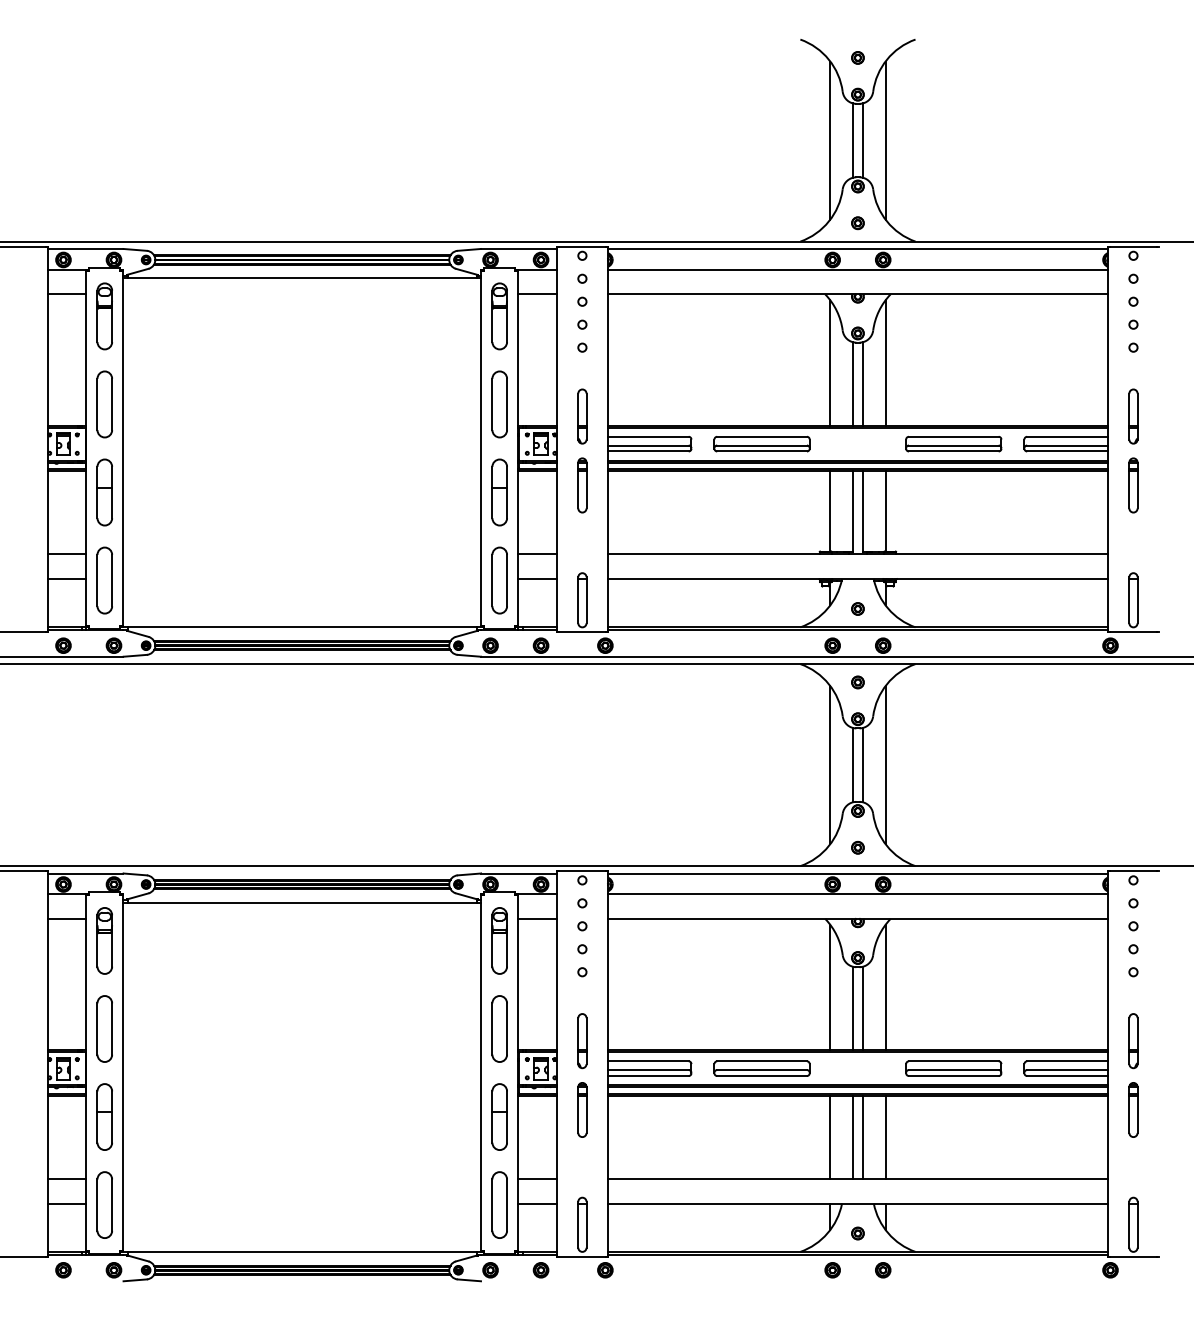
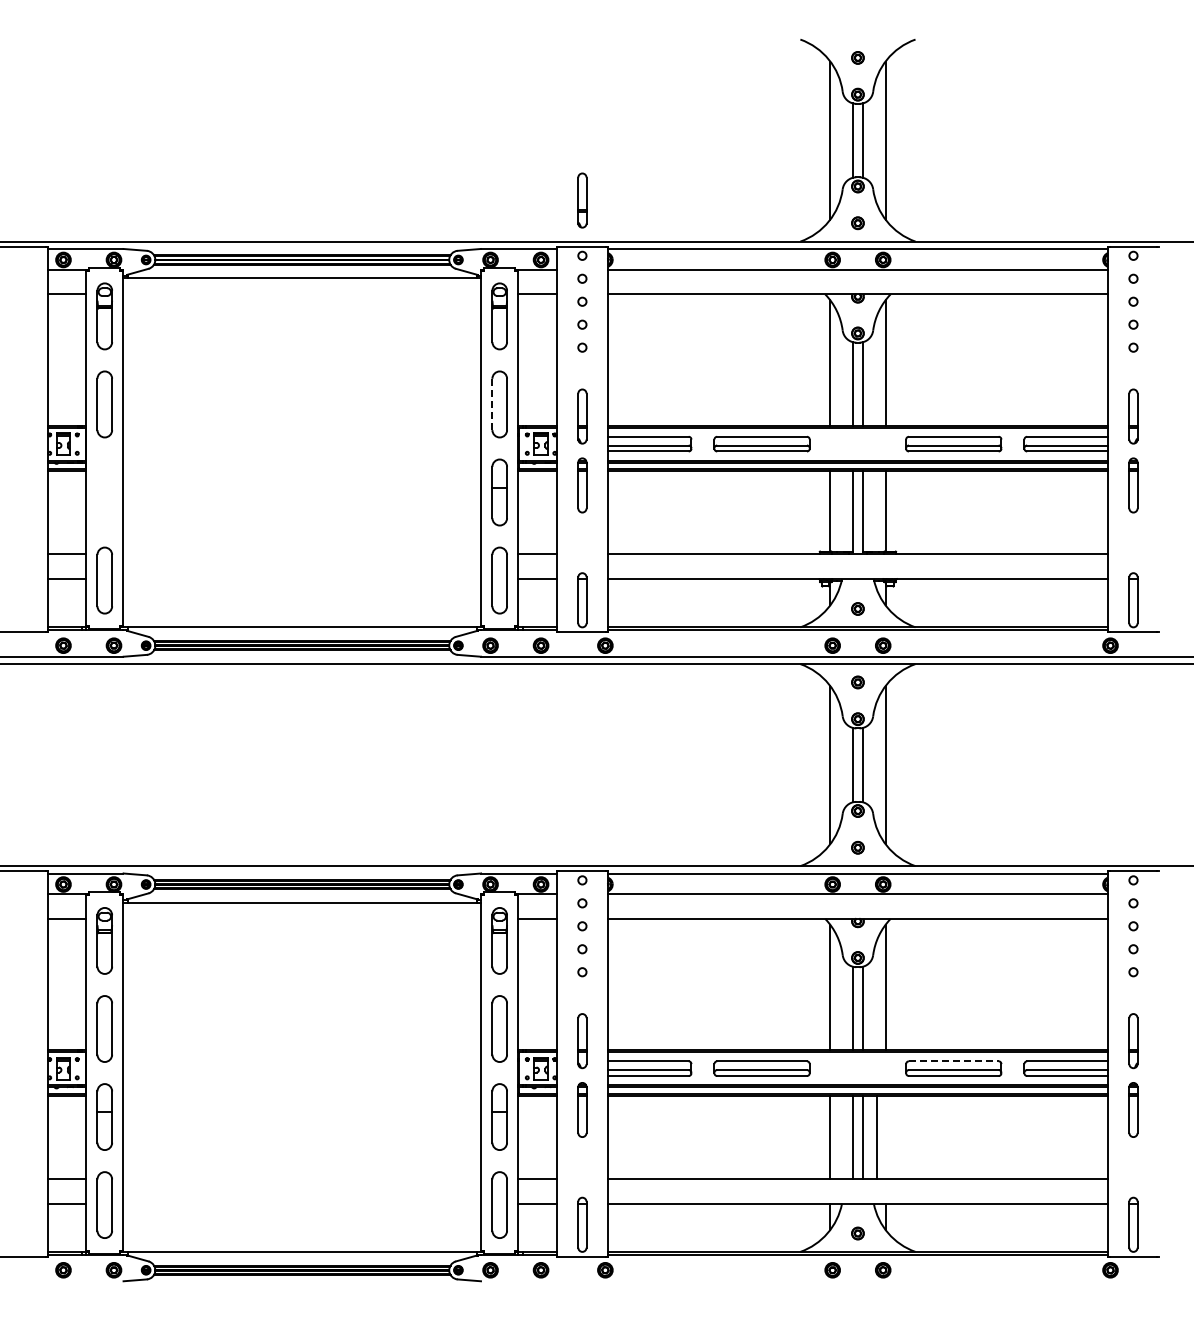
part: none -> present (582, 200)
line: solid -> dashed (492, 404)
part: present -> none (104, 492)
line: solid -> dashed (953, 1061)
line position: (885, 1136) -> (876, 1136) (876, 1136)
